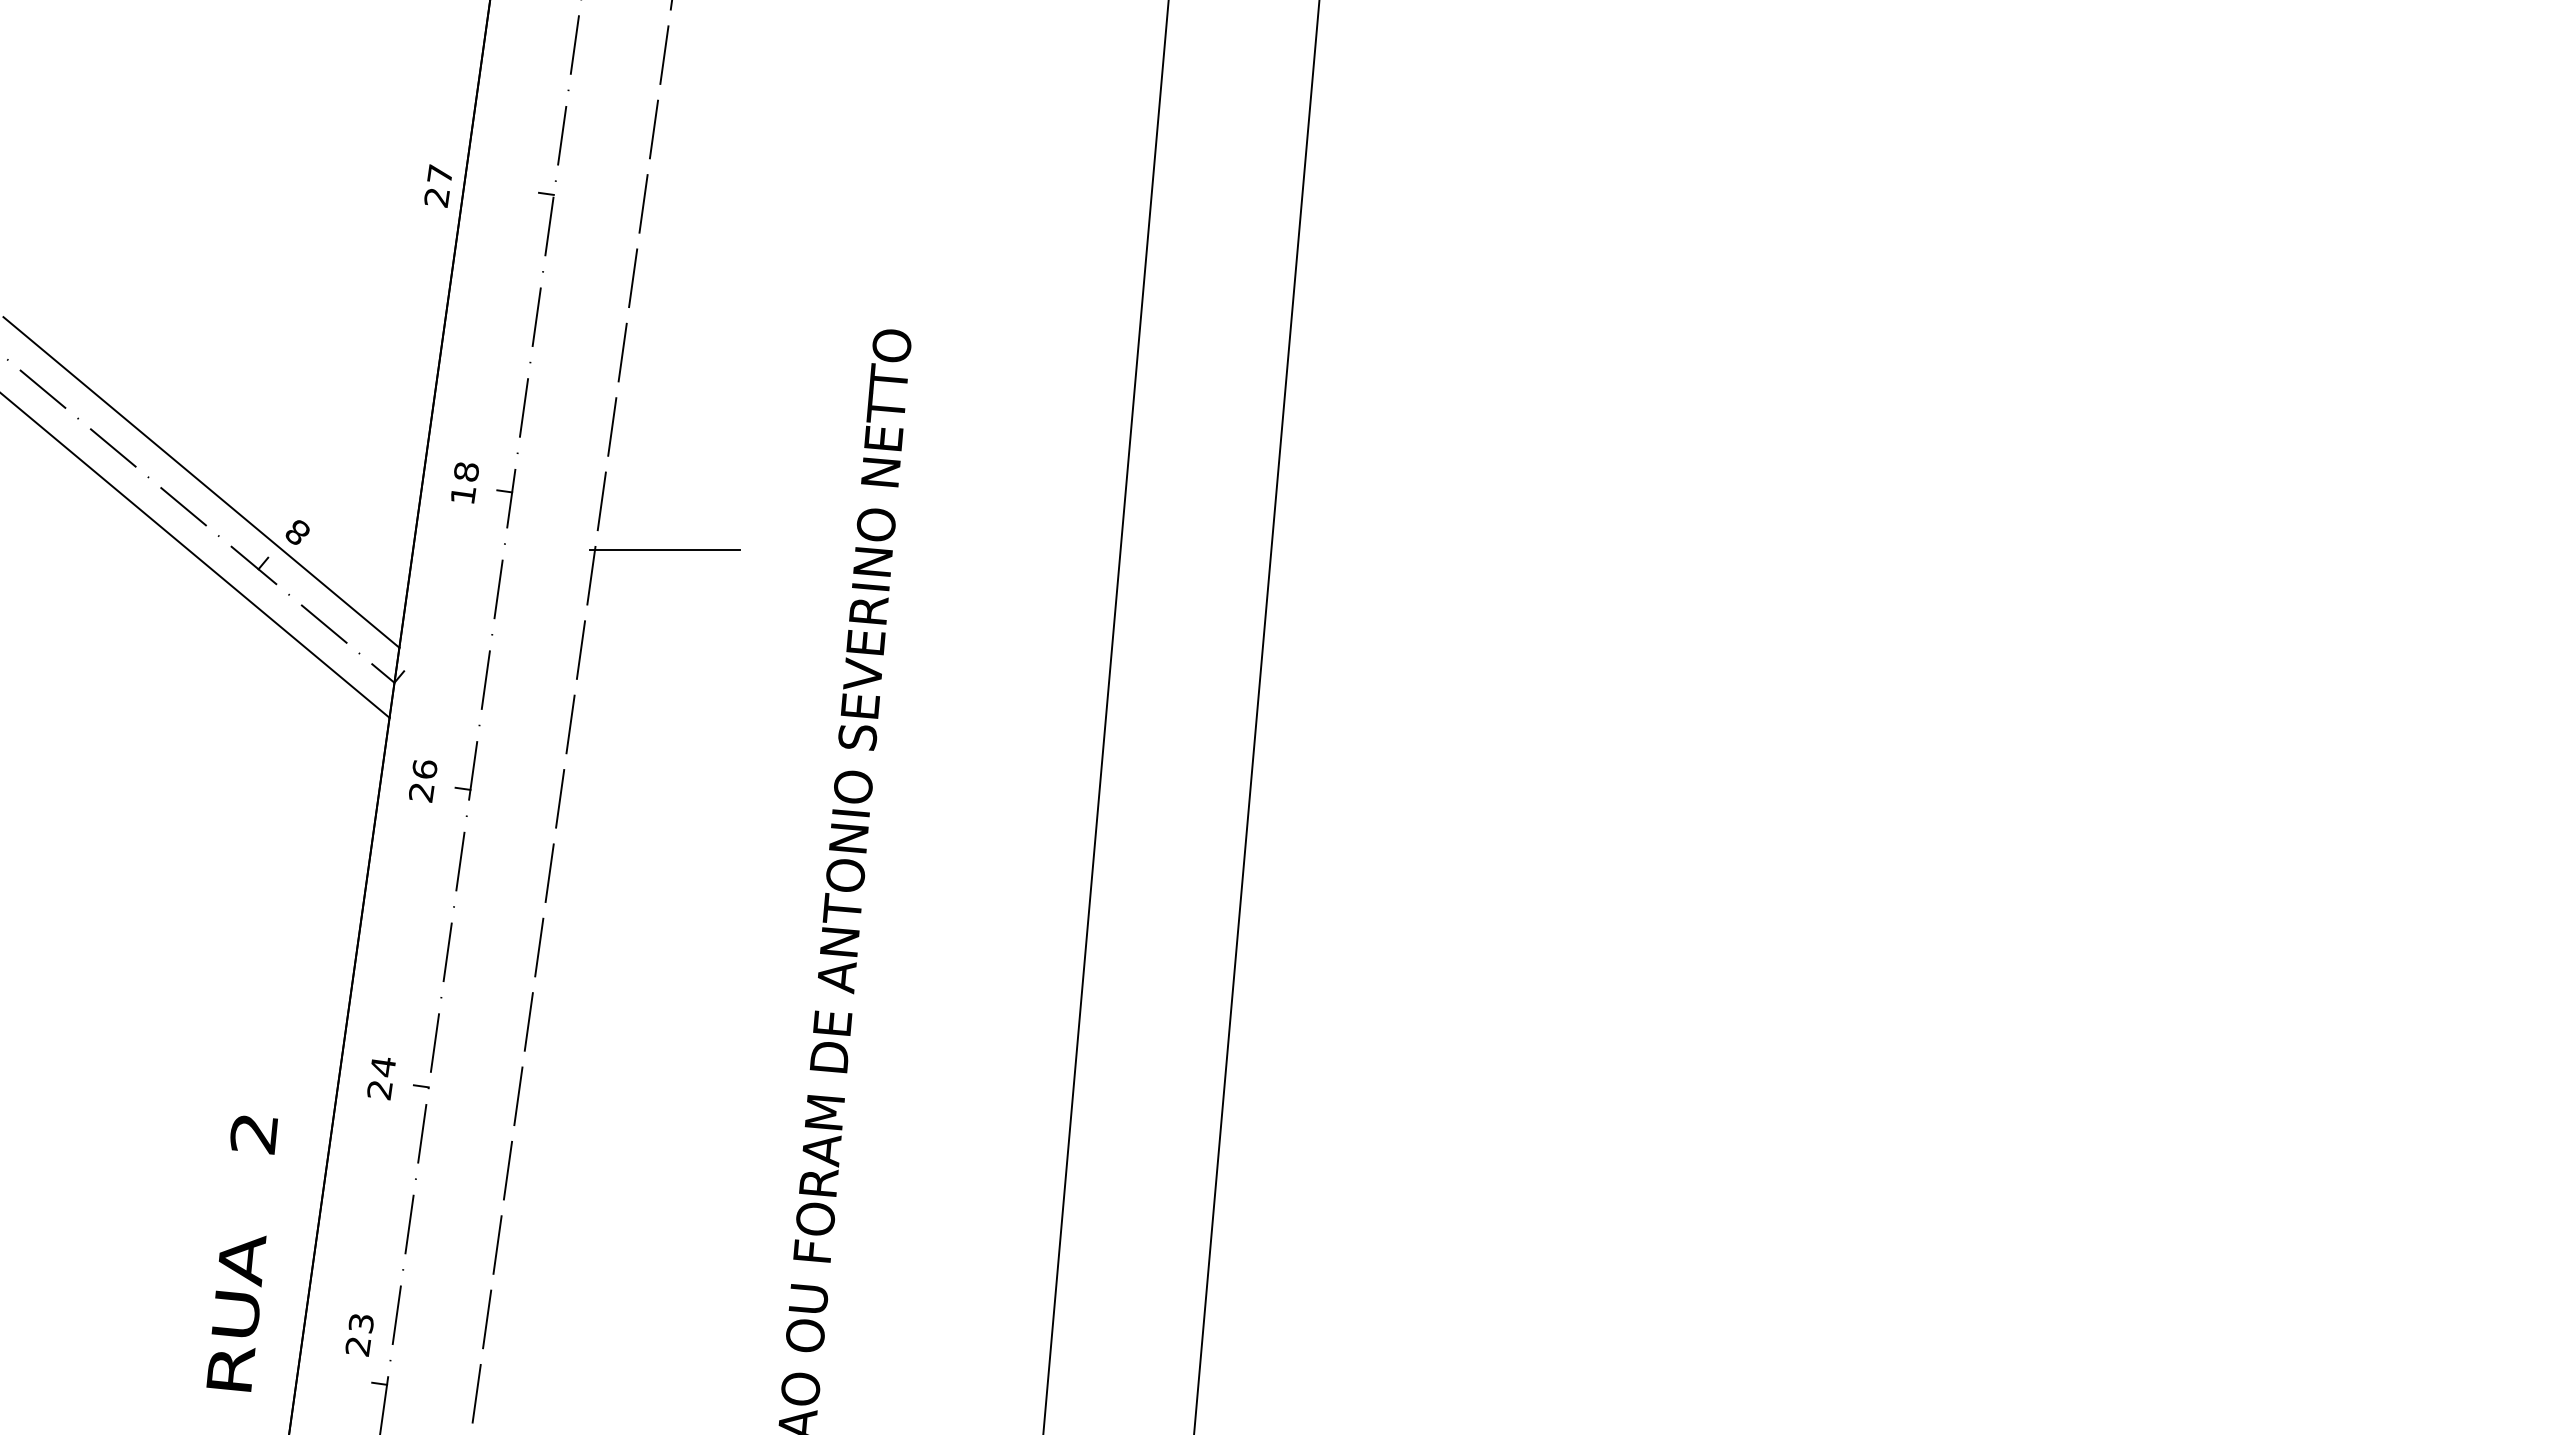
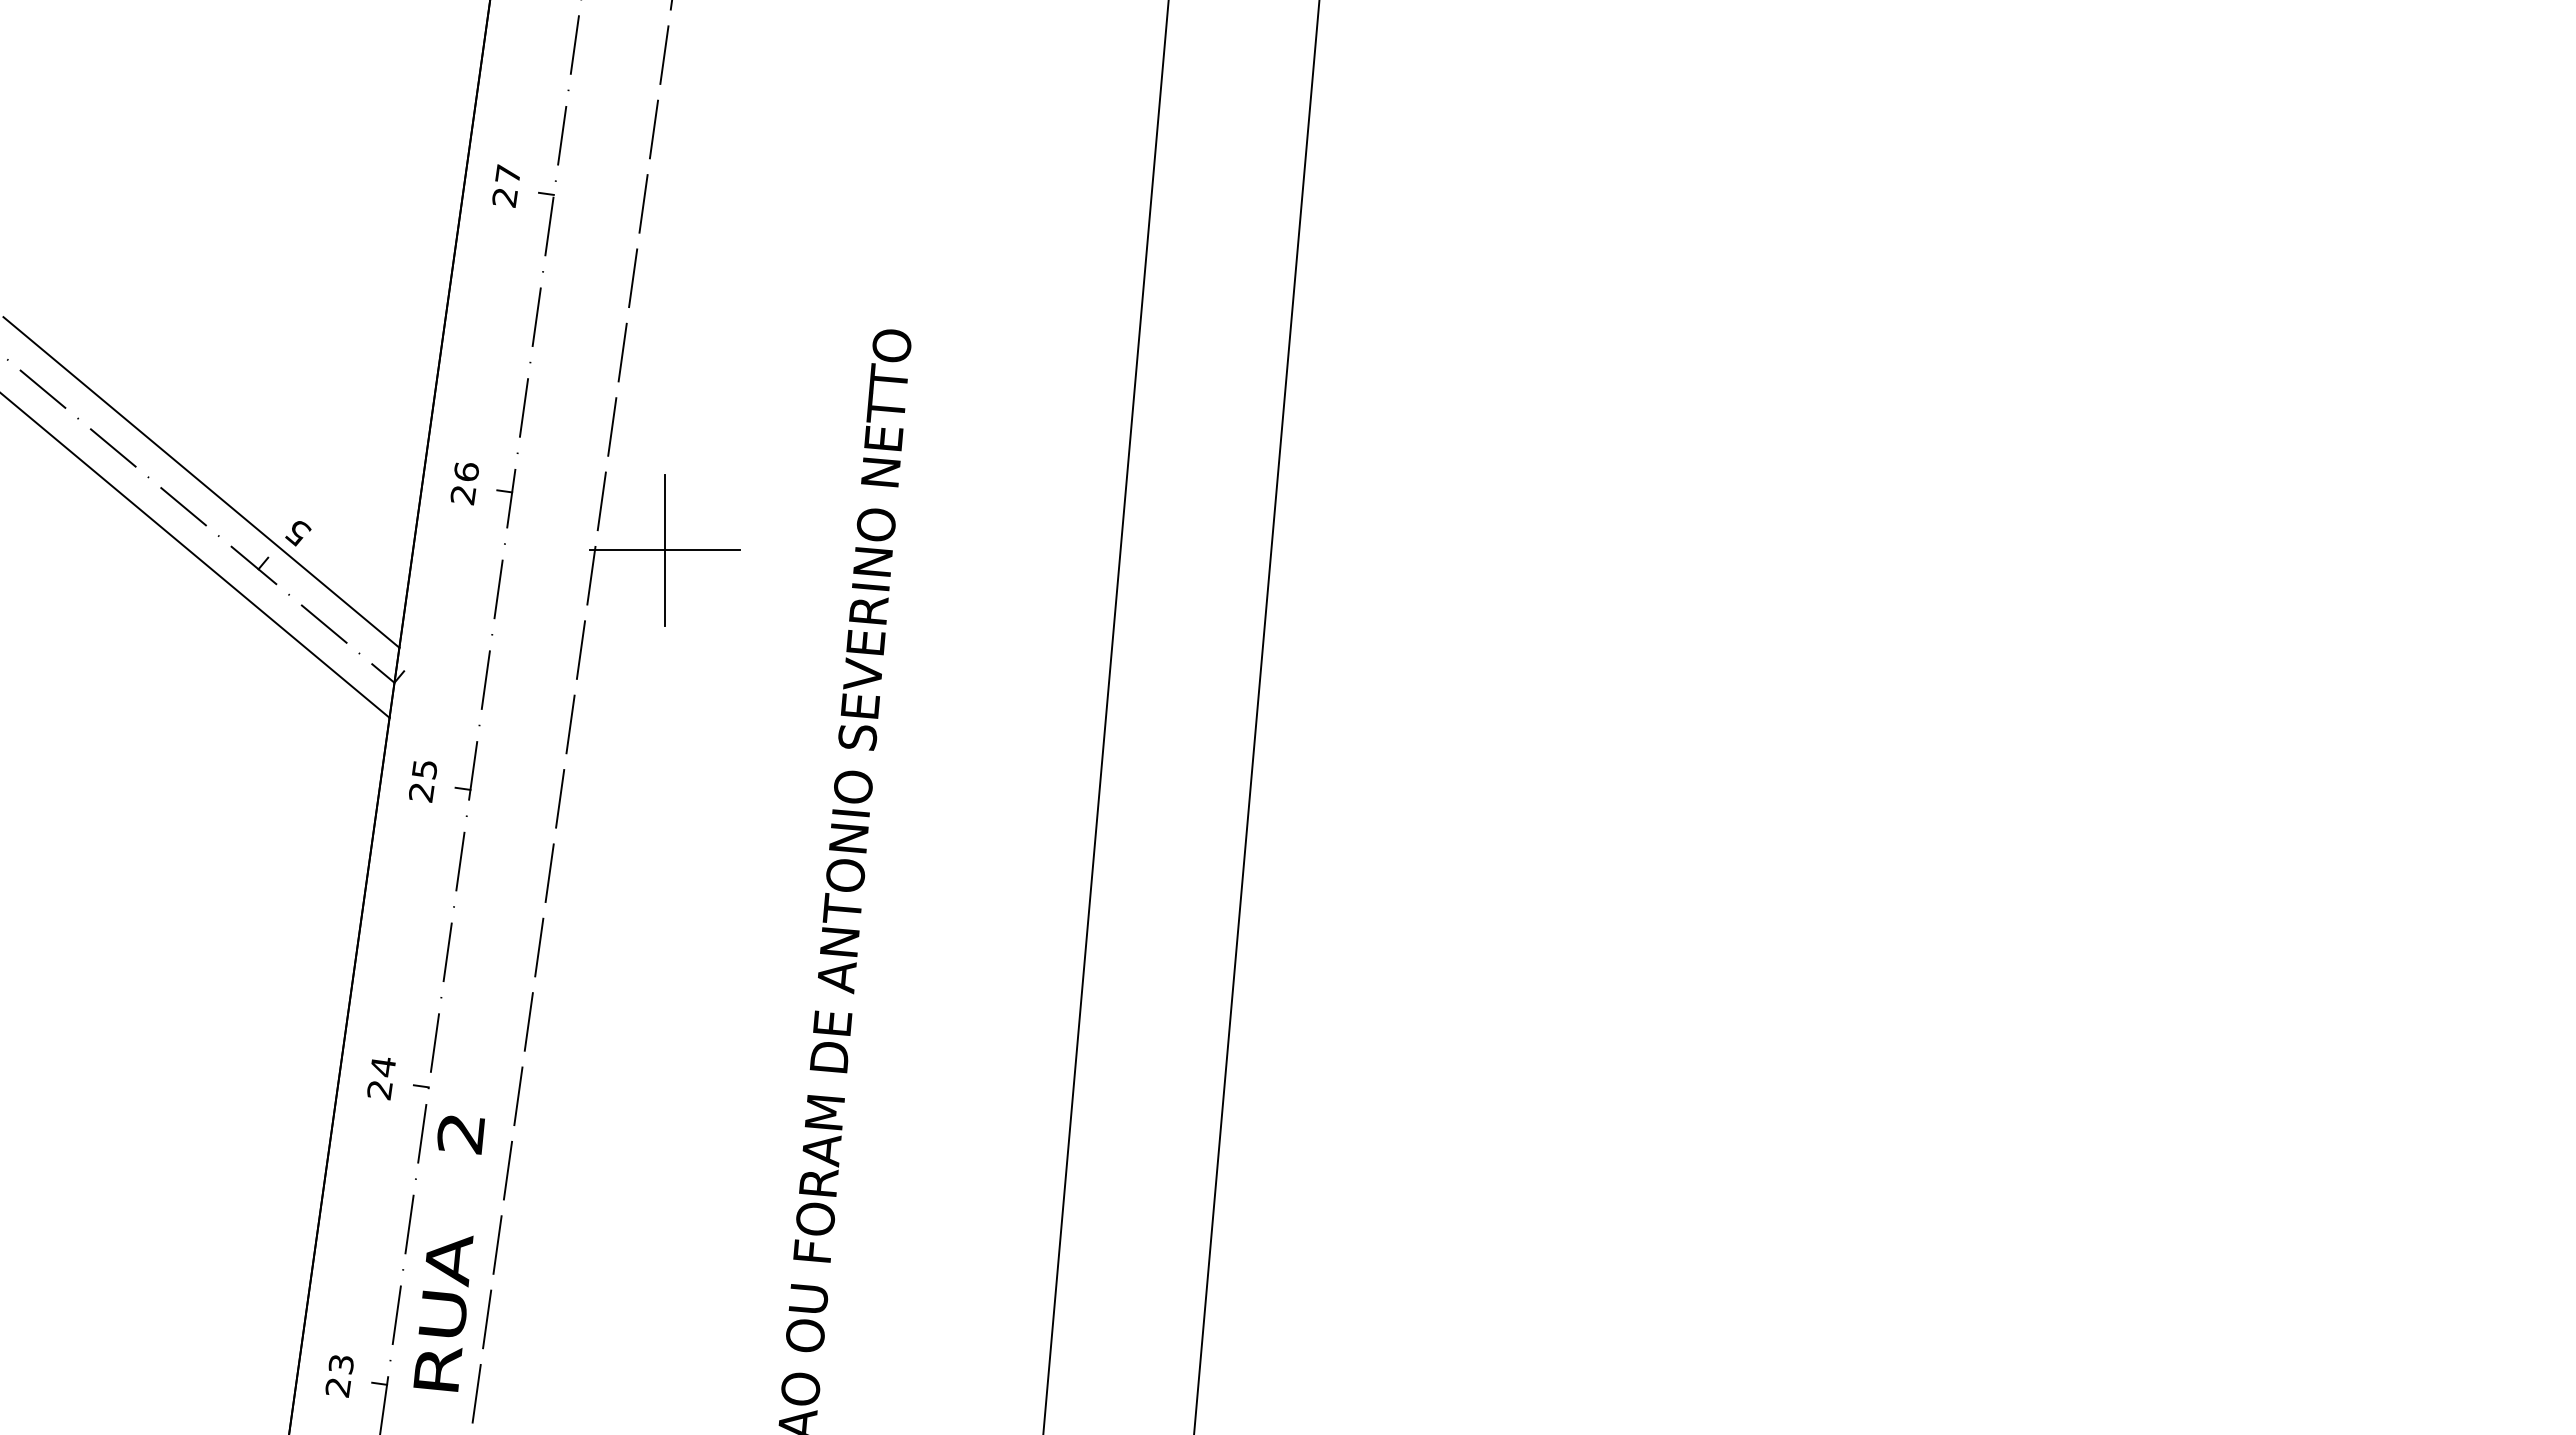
text position: (437, 185) -> (505, 185) (505, 185)
text: 18 -> 26 (464, 483)
text: 8 -> 5 (298, 533)
line: none -> present (664, 550)
text: 26 -> 25 (424, 769)
text position: (241, 1253) -> (448, 1253) (448, 1253)
text position: (359, 1335) -> (339, 1376) (339, 1376)
